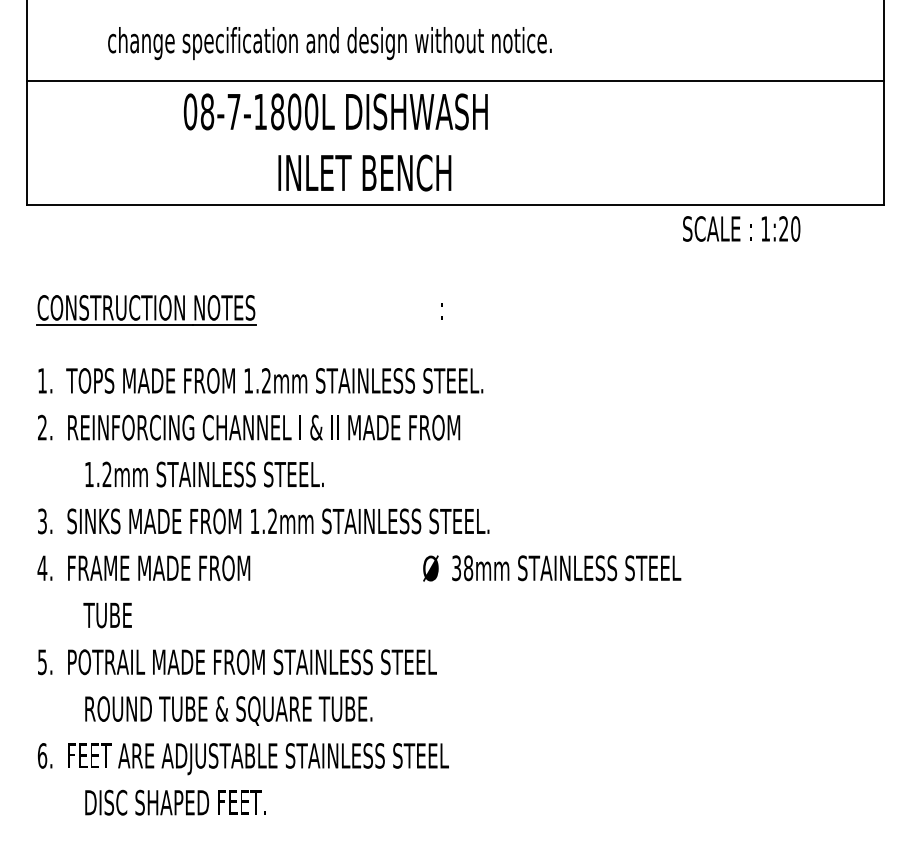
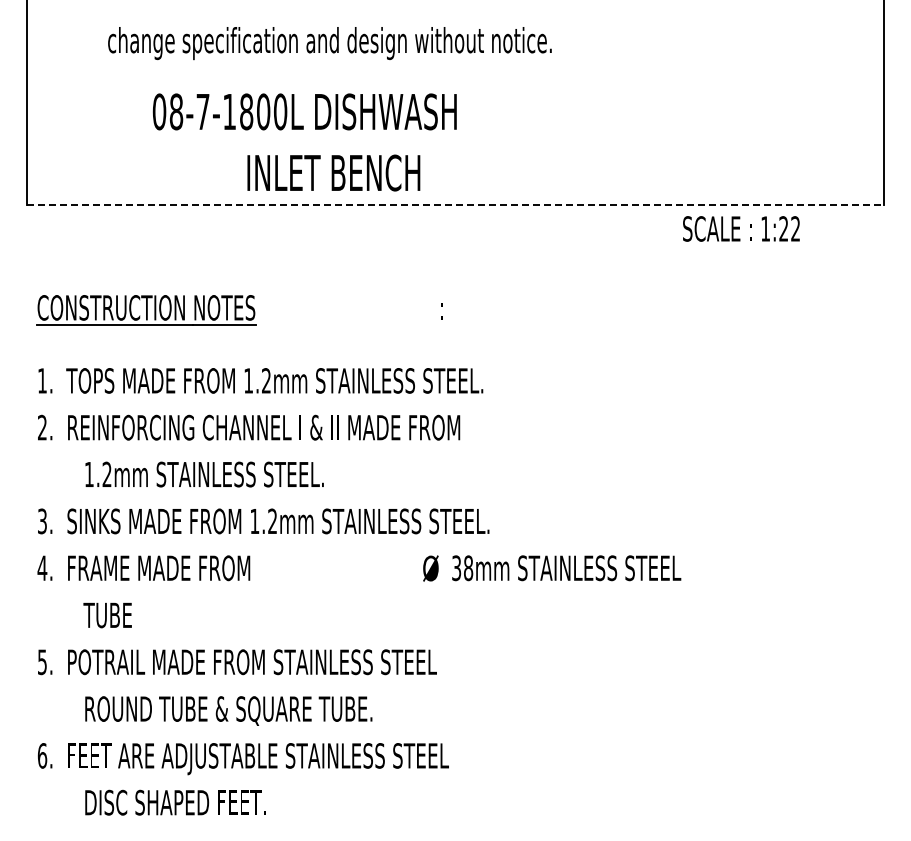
line: present -> none (455, 81)
text position: (335, 142) -> (304, 142) (304, 142)
line: solid -> dashed (455, 204)
text: 1:20 -> 1:22 (795, 228)
